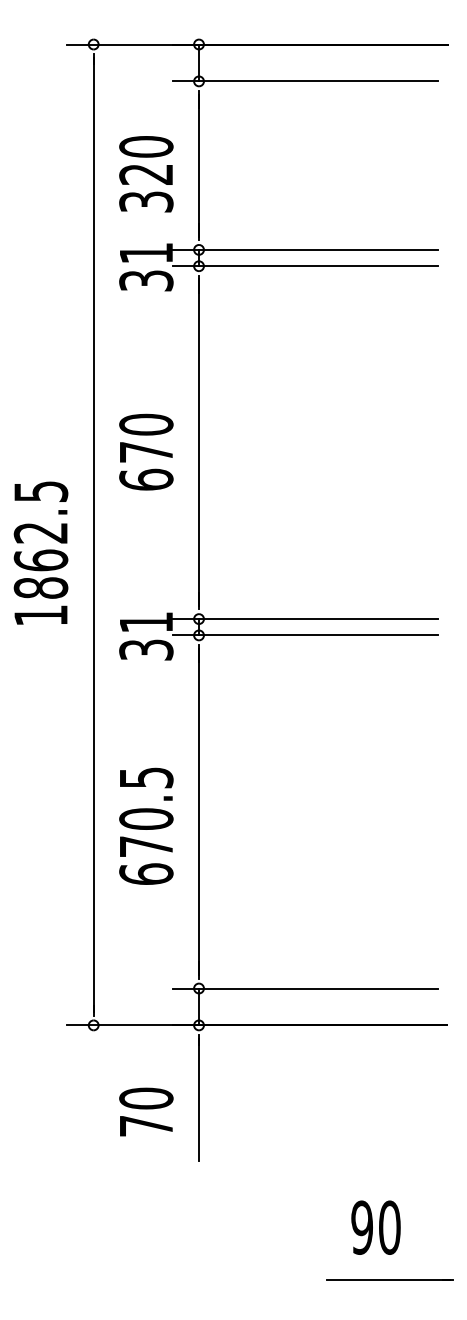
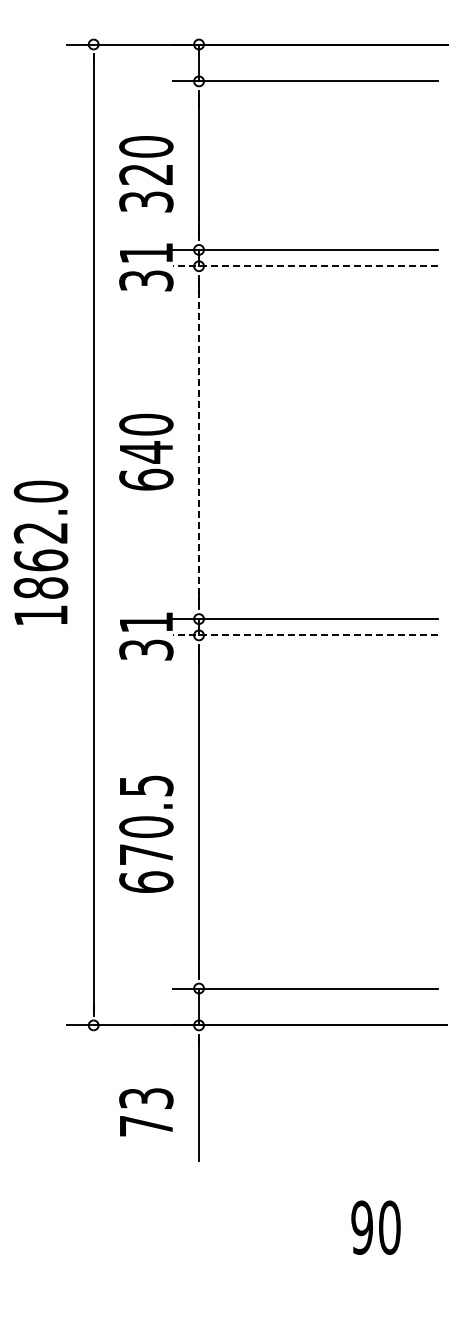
line: solid -> dashed (305, 266)
line: solid -> dashed (199, 442)
text: 670 -> 640 (146, 452)
text: 1862.5 -> 1862.0 (40, 491)
line: solid -> dashed (305, 635)
text position: (146, 825) -> (146, 833) (146, 833)
text: 70 -> 73 (146, 1098)
line: present -> none (389, 1279)
